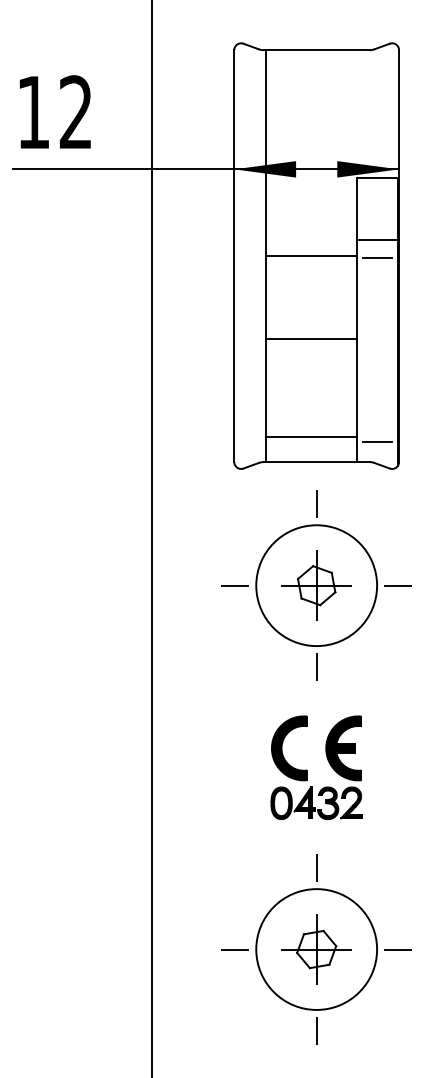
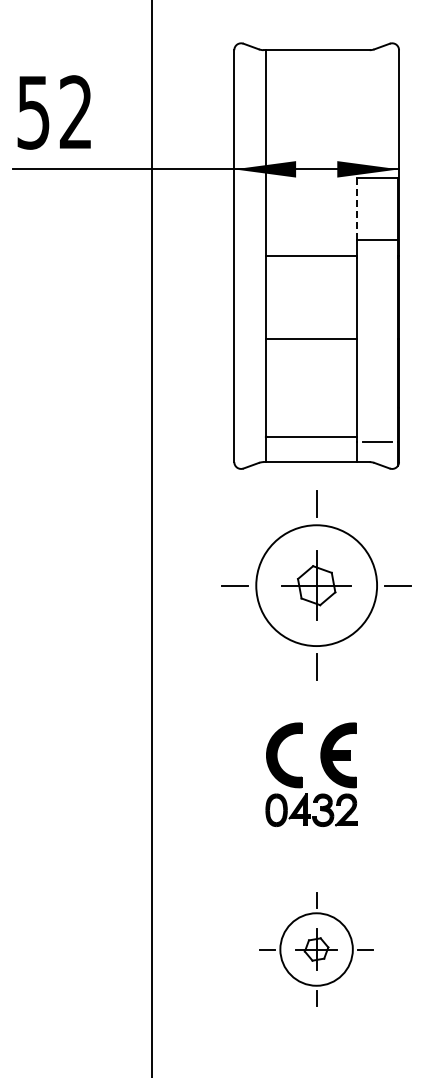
text: 12 -> 52 (33, 112)
line: solid -> dashed (356, 208)
line: present -> none (376, 257)
part position: (307, 770) -> (302, 777) (302, 777)
part size: 191x191 px -> 115x115 px (316, 949)
